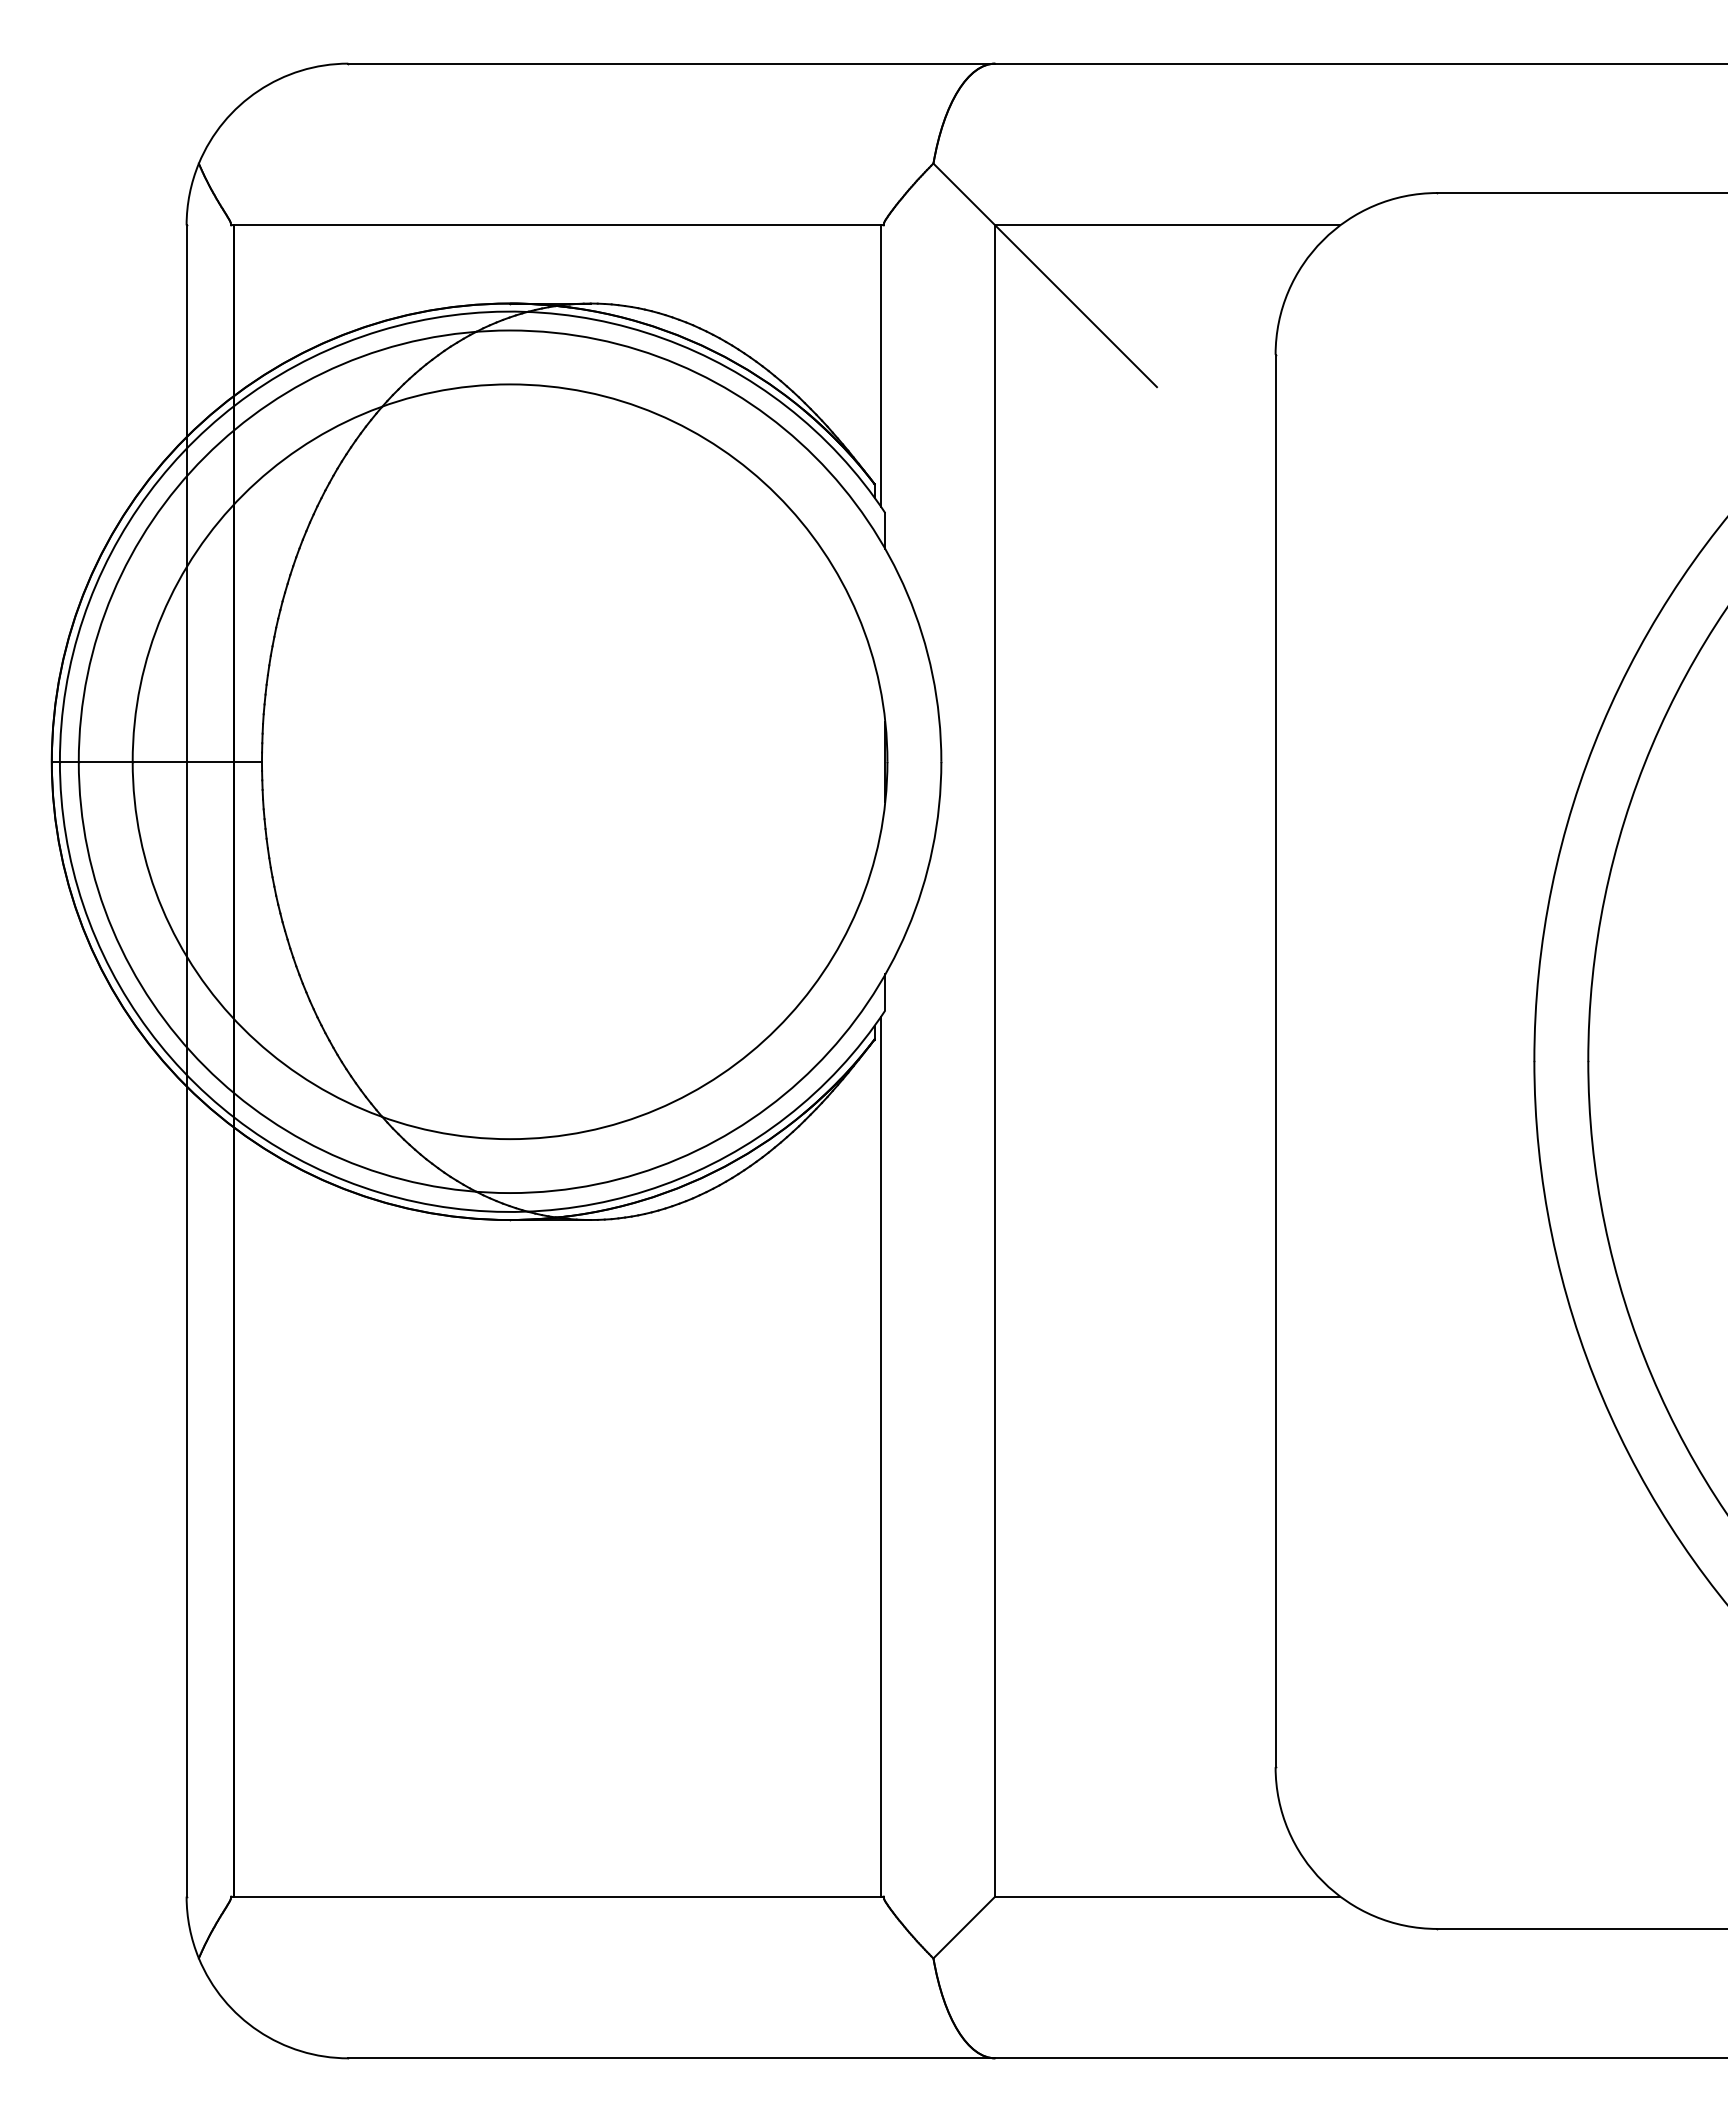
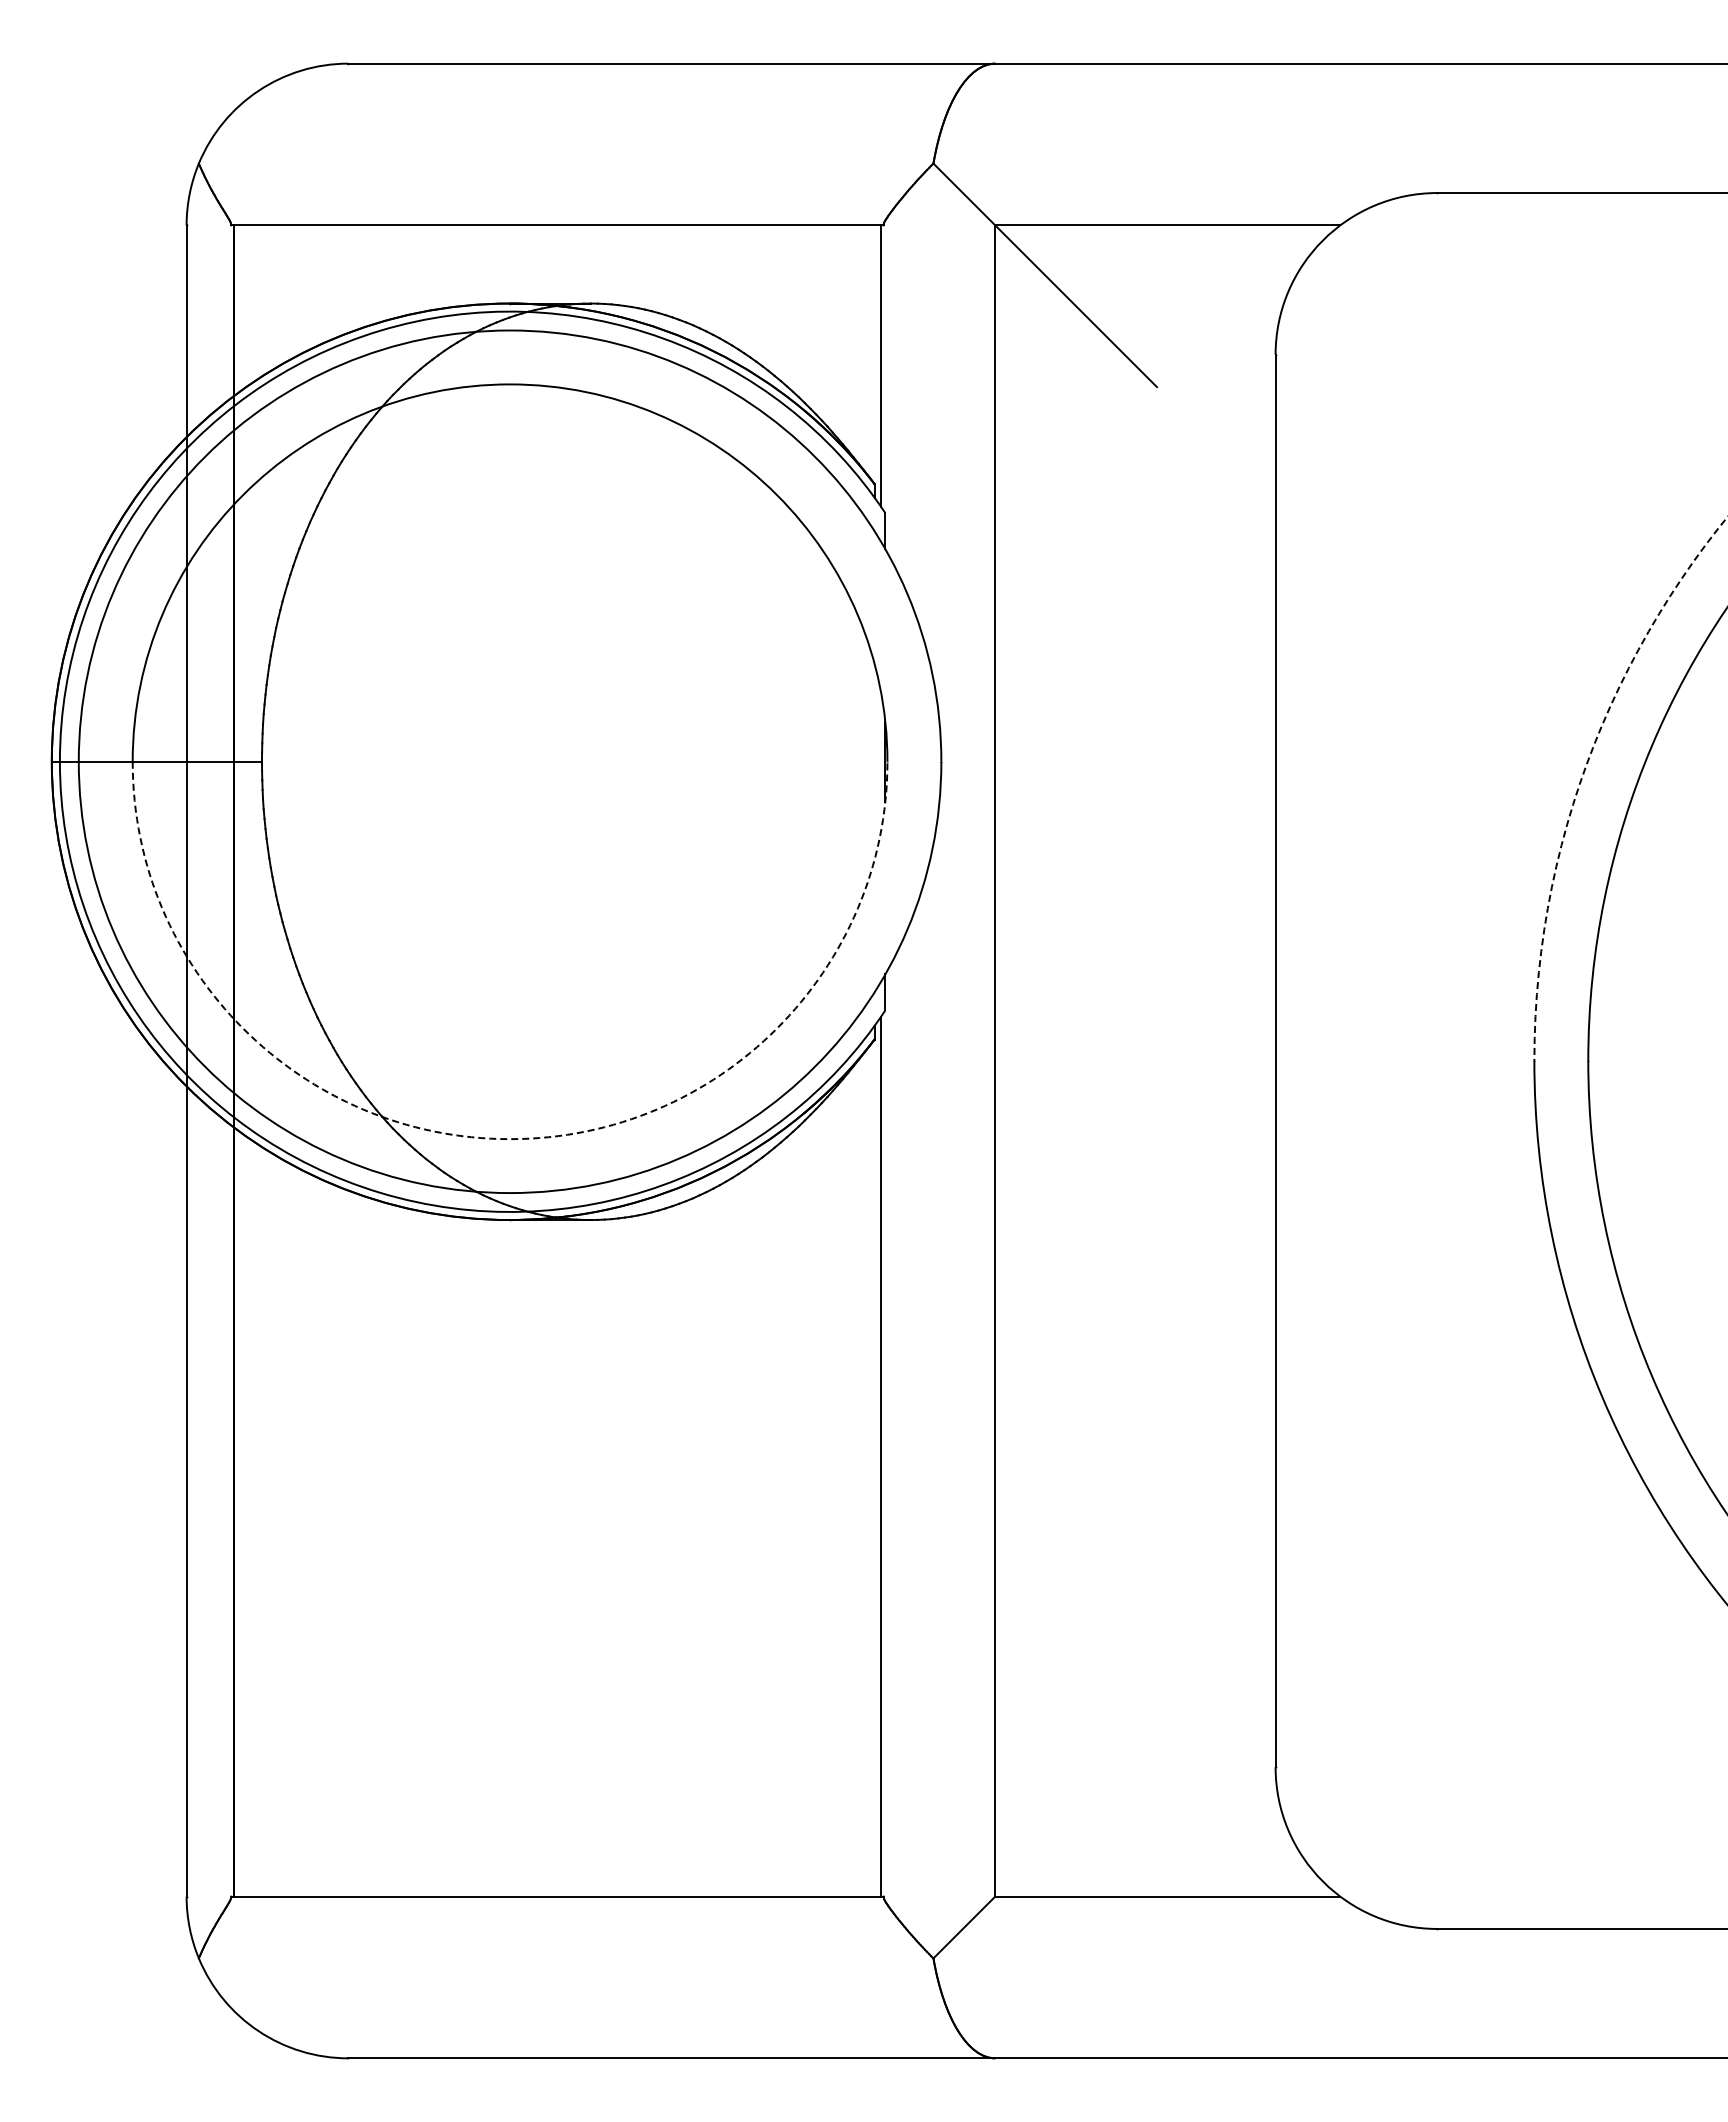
arc: solid -> dashed (1583, 773)
arc: solid -> dashed (510, 1139)
